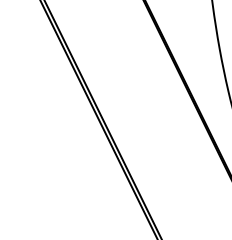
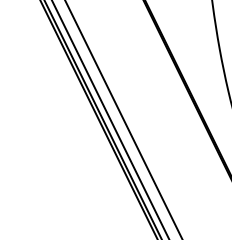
line: none -> present (110, 119)
line: none -> present (123, 119)
